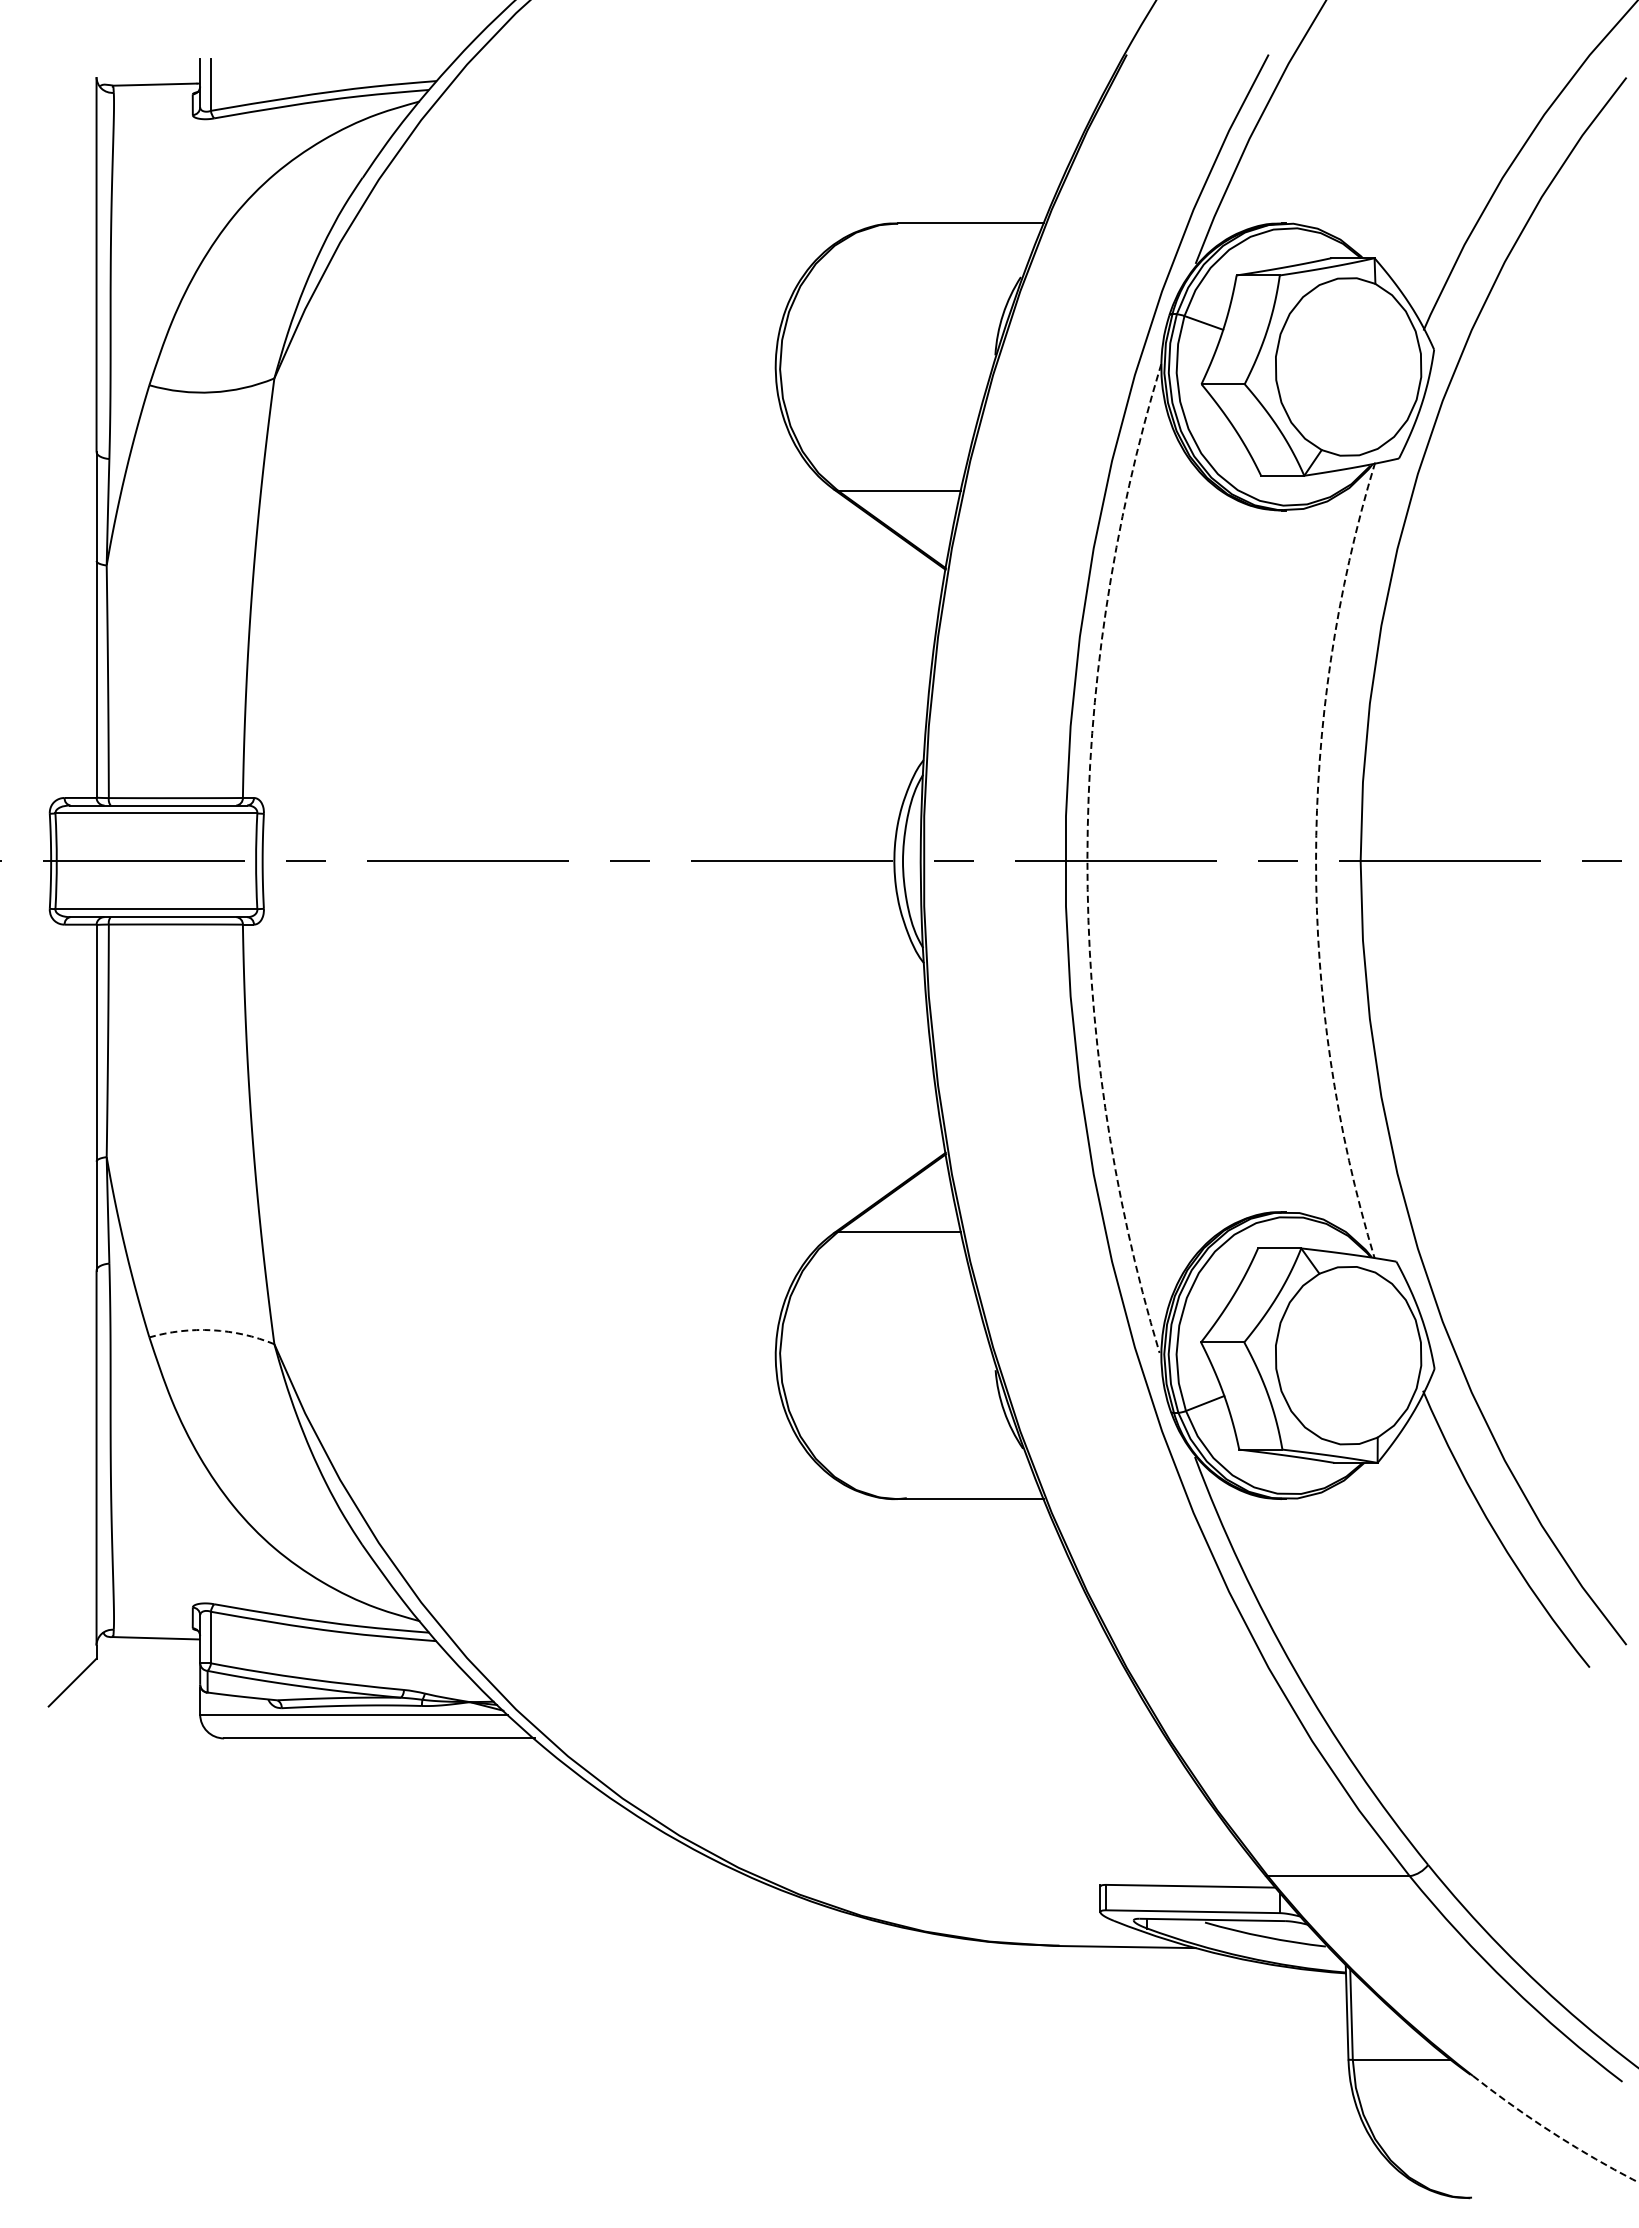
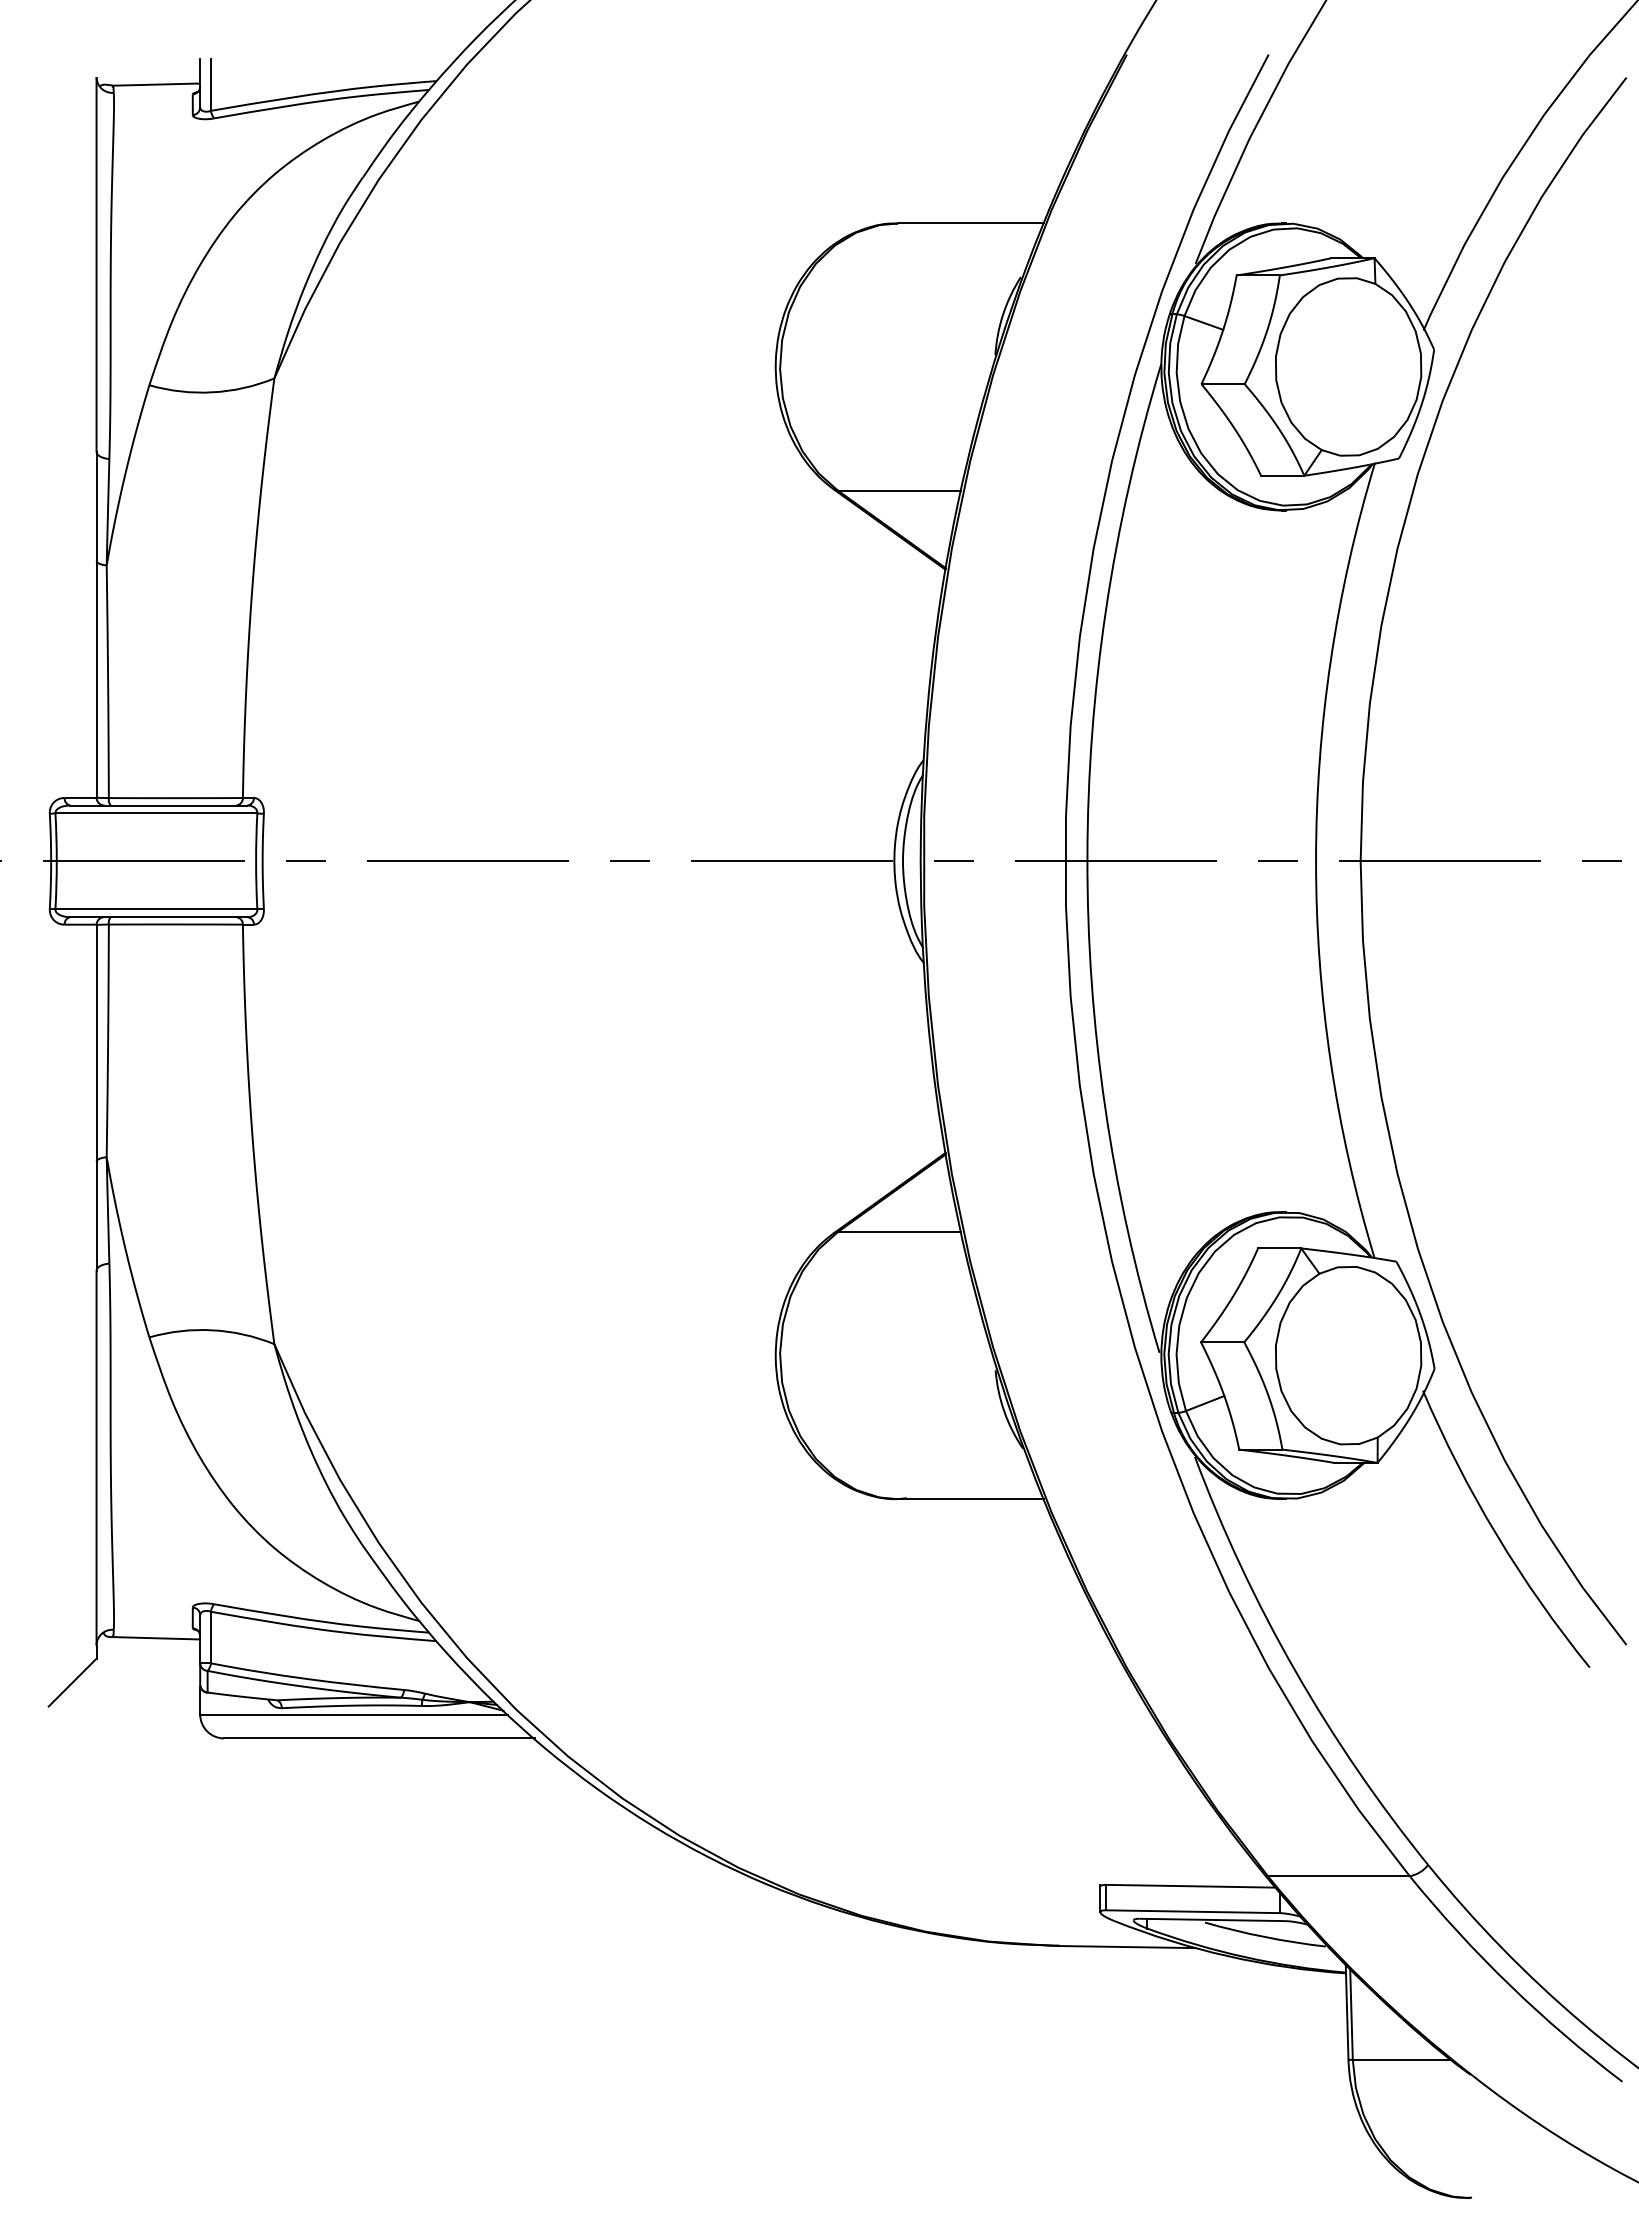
arc: dashed -> solid (1087, 858)
arc: dashed -> solid (1316, 860)
arc: dashed -> solid (212, 1330)
arc: dashed -> solid (1554, 2133)
